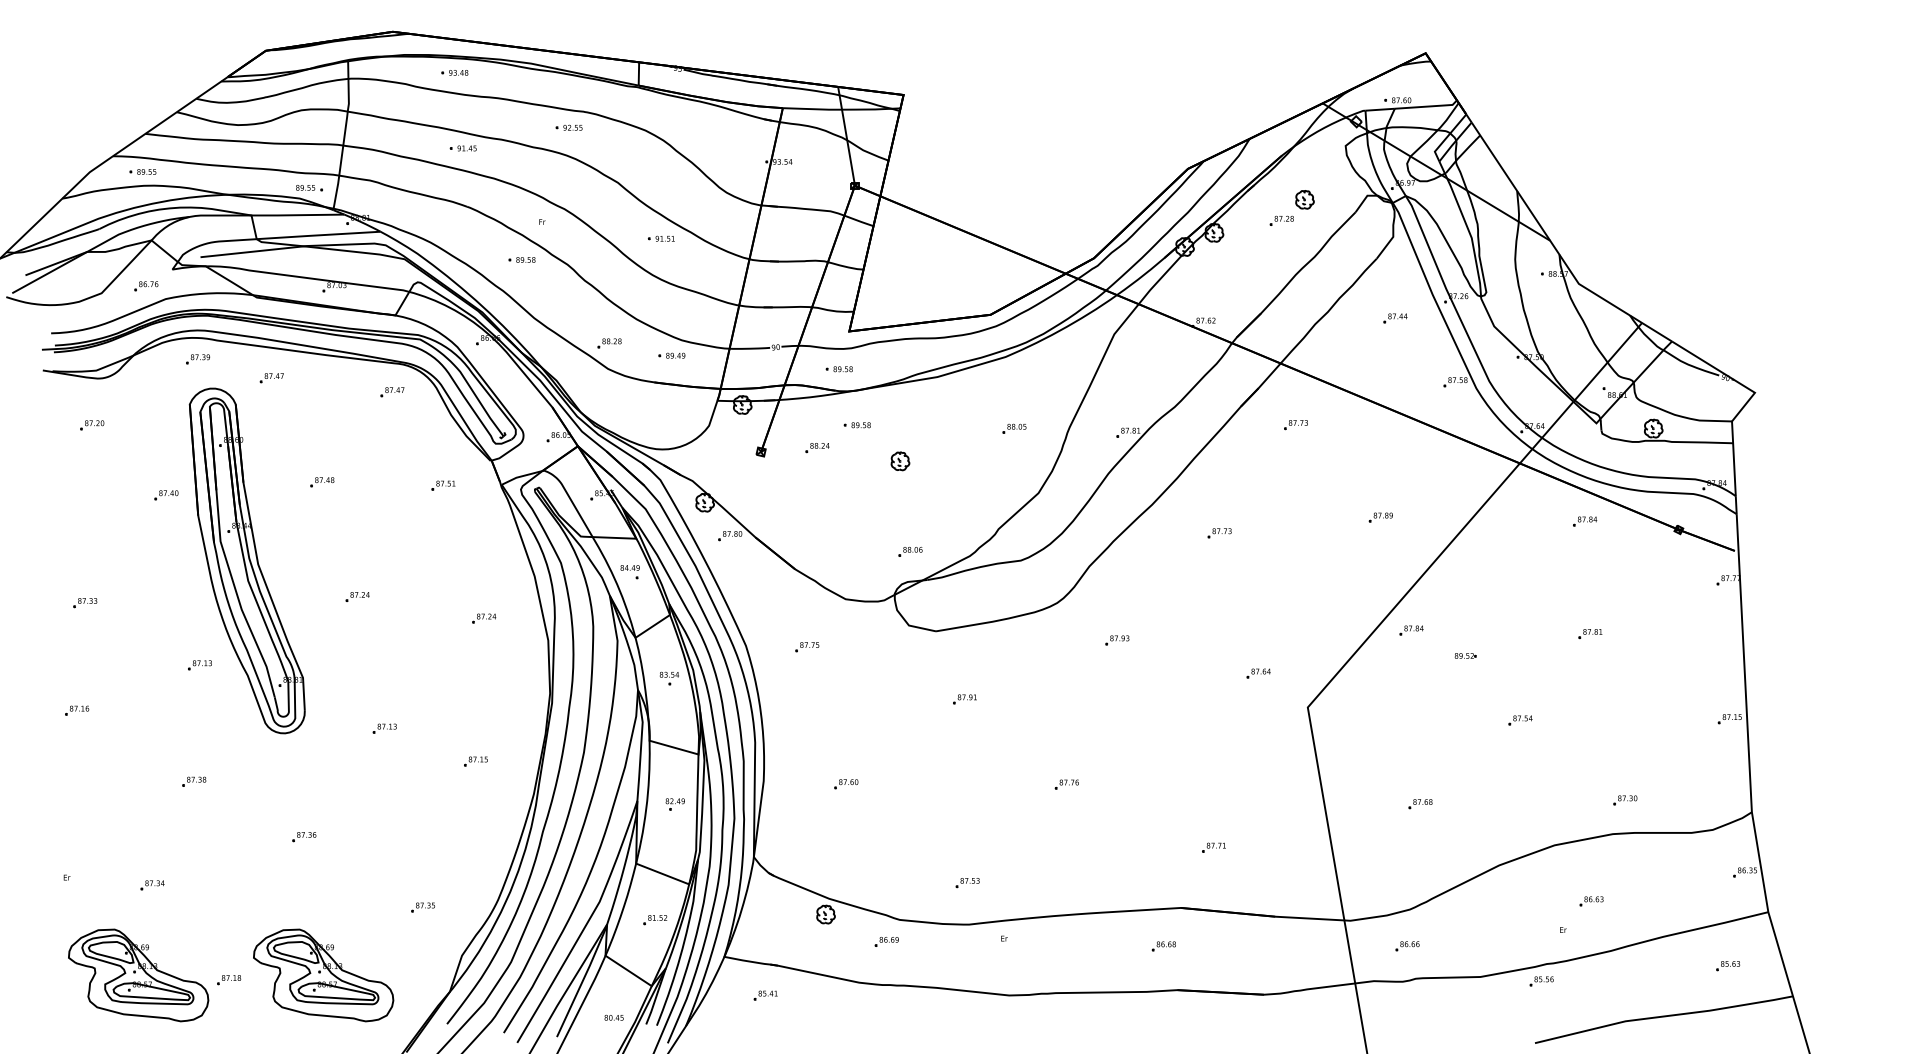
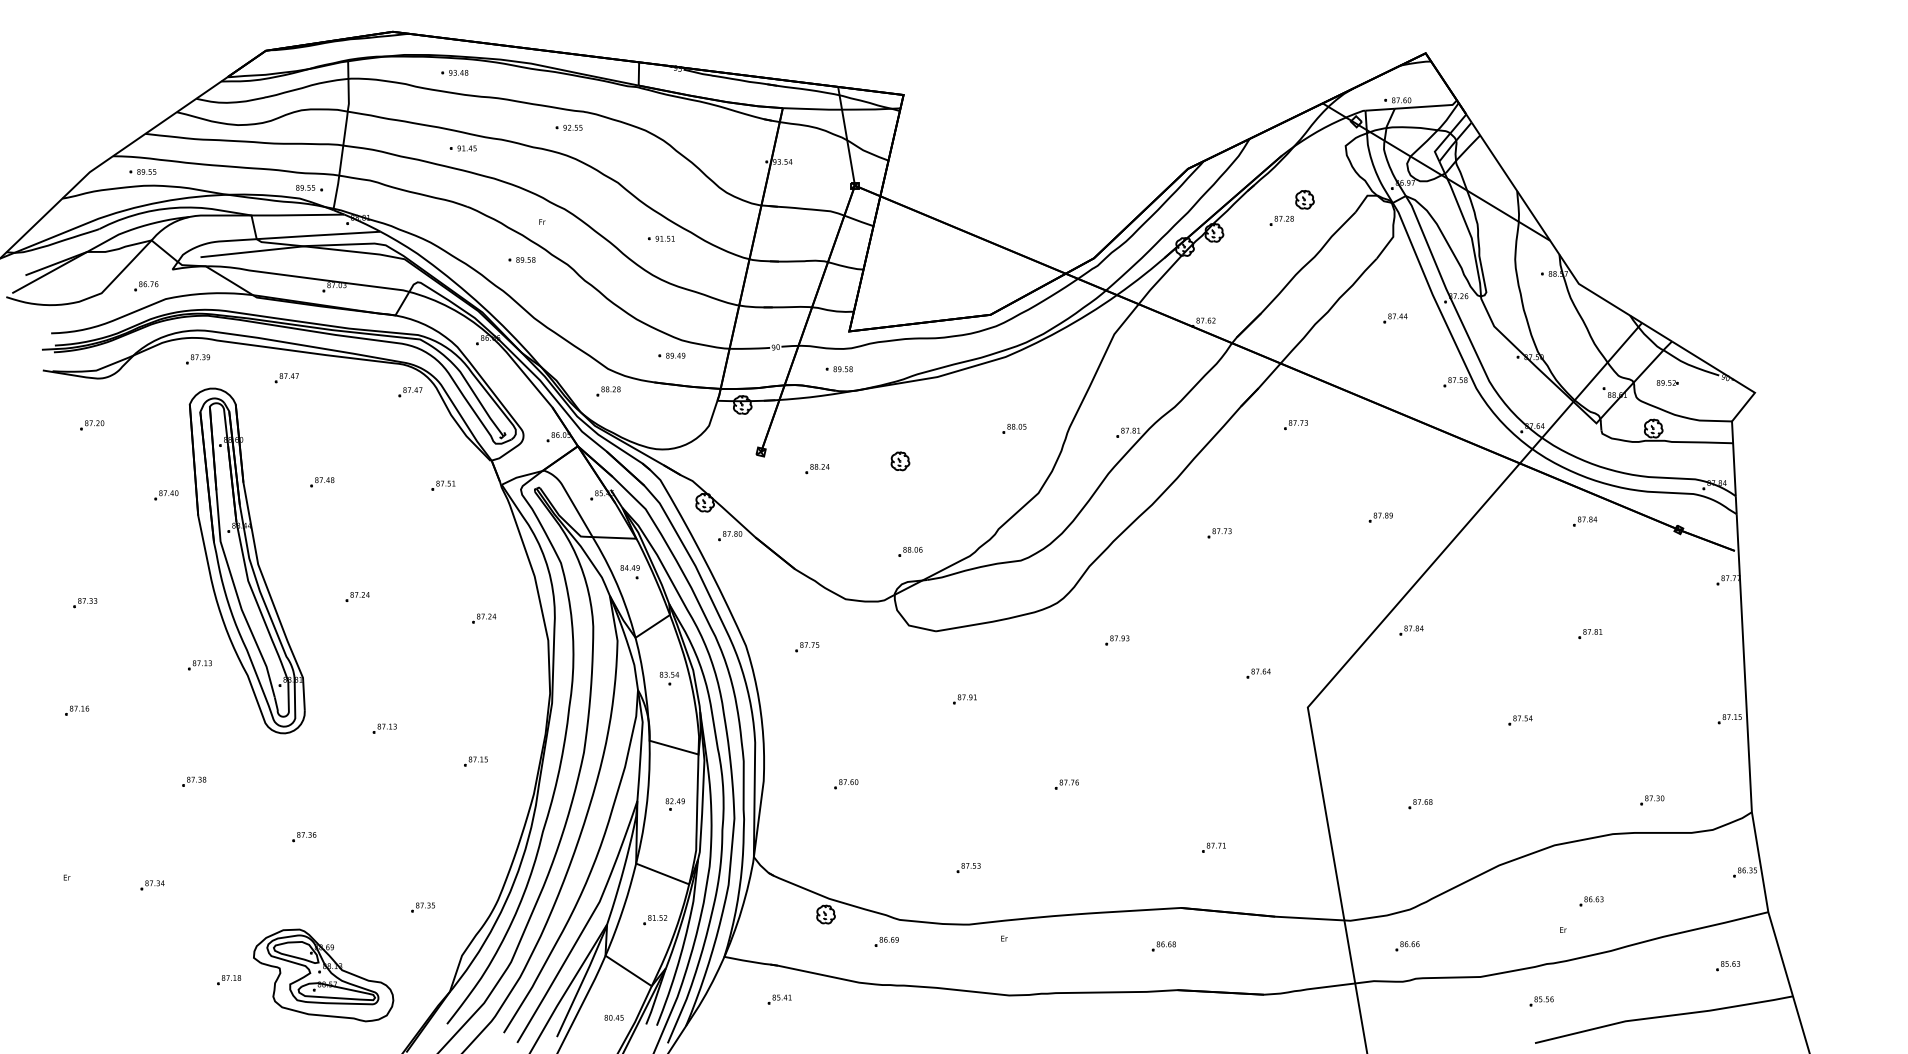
part position: (609, 343) -> (608, 391) (608, 391)
part position: (271, 378) -> (286, 378) (286, 378)
part position: (392, 392) -> (410, 392) (410, 392)
part: present -> none (856, 425)
part position: (817, 448) -> (817, 469) (817, 469)
part position: (1465, 655) -> (1667, 382) (1667, 382)
part position: (1625, 800) -> (1652, 800) (1652, 800)
part position: (967, 883) -> (968, 868) (968, 868)
part: present -> none (138, 975)
part position: (1541, 981) -> (1541, 1001) (1541, 1001)
part position: (765, 995) -> (779, 999) (779, 999)
